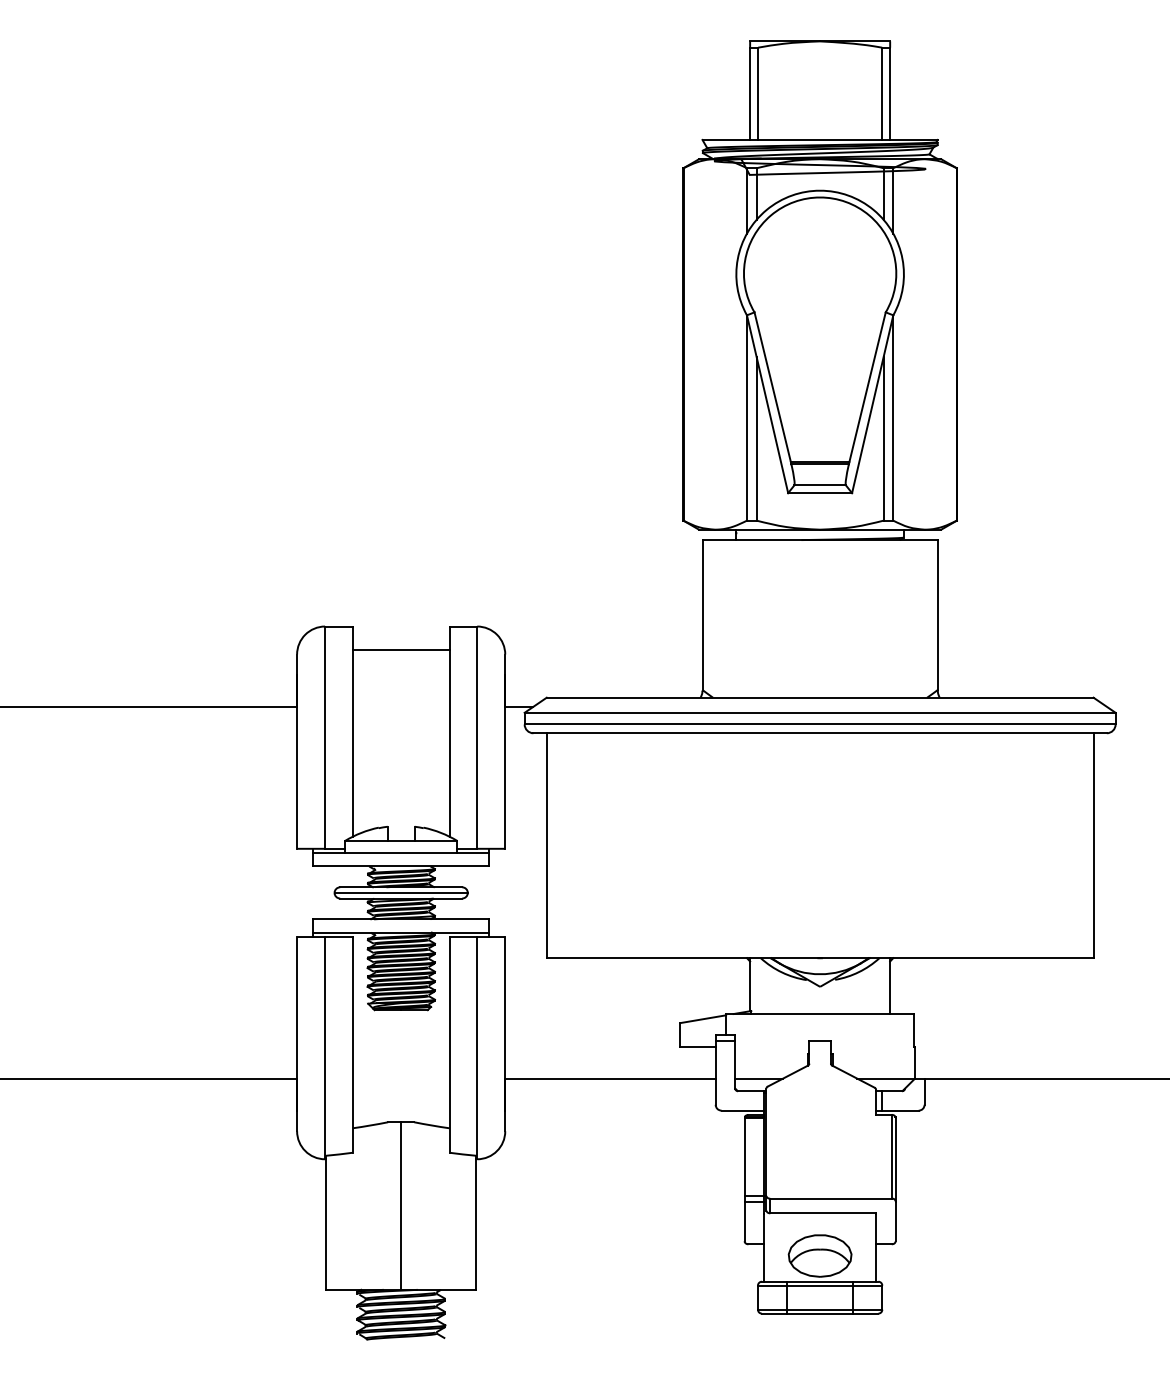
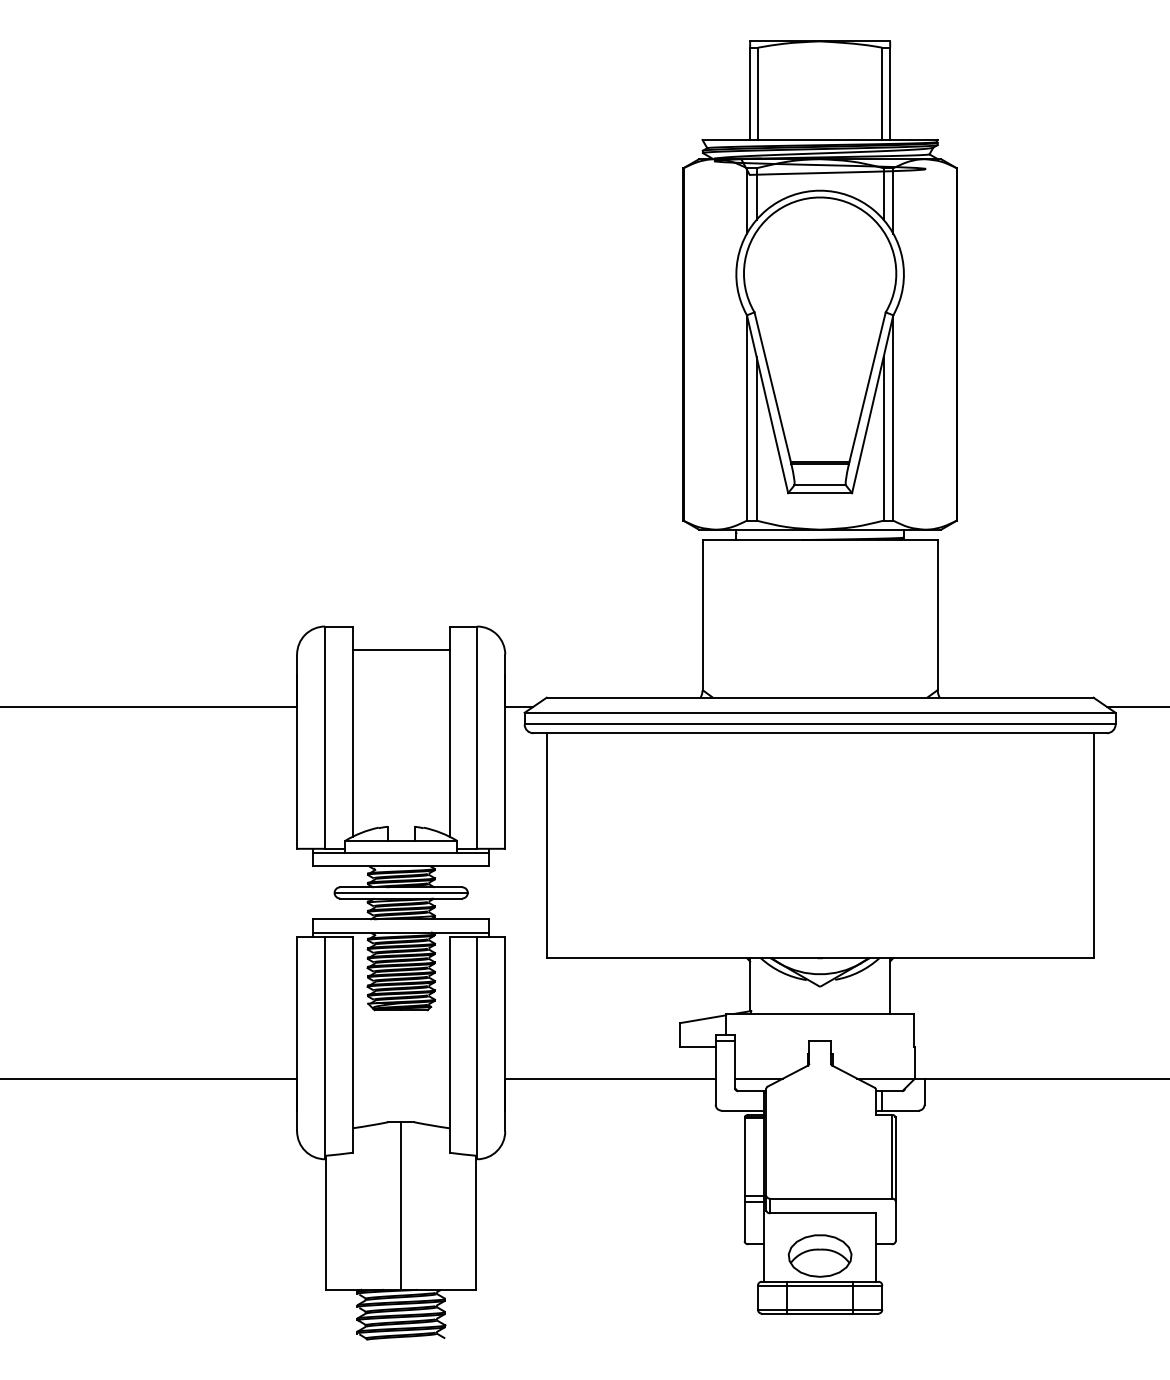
line: none -> present (1136, 706)
